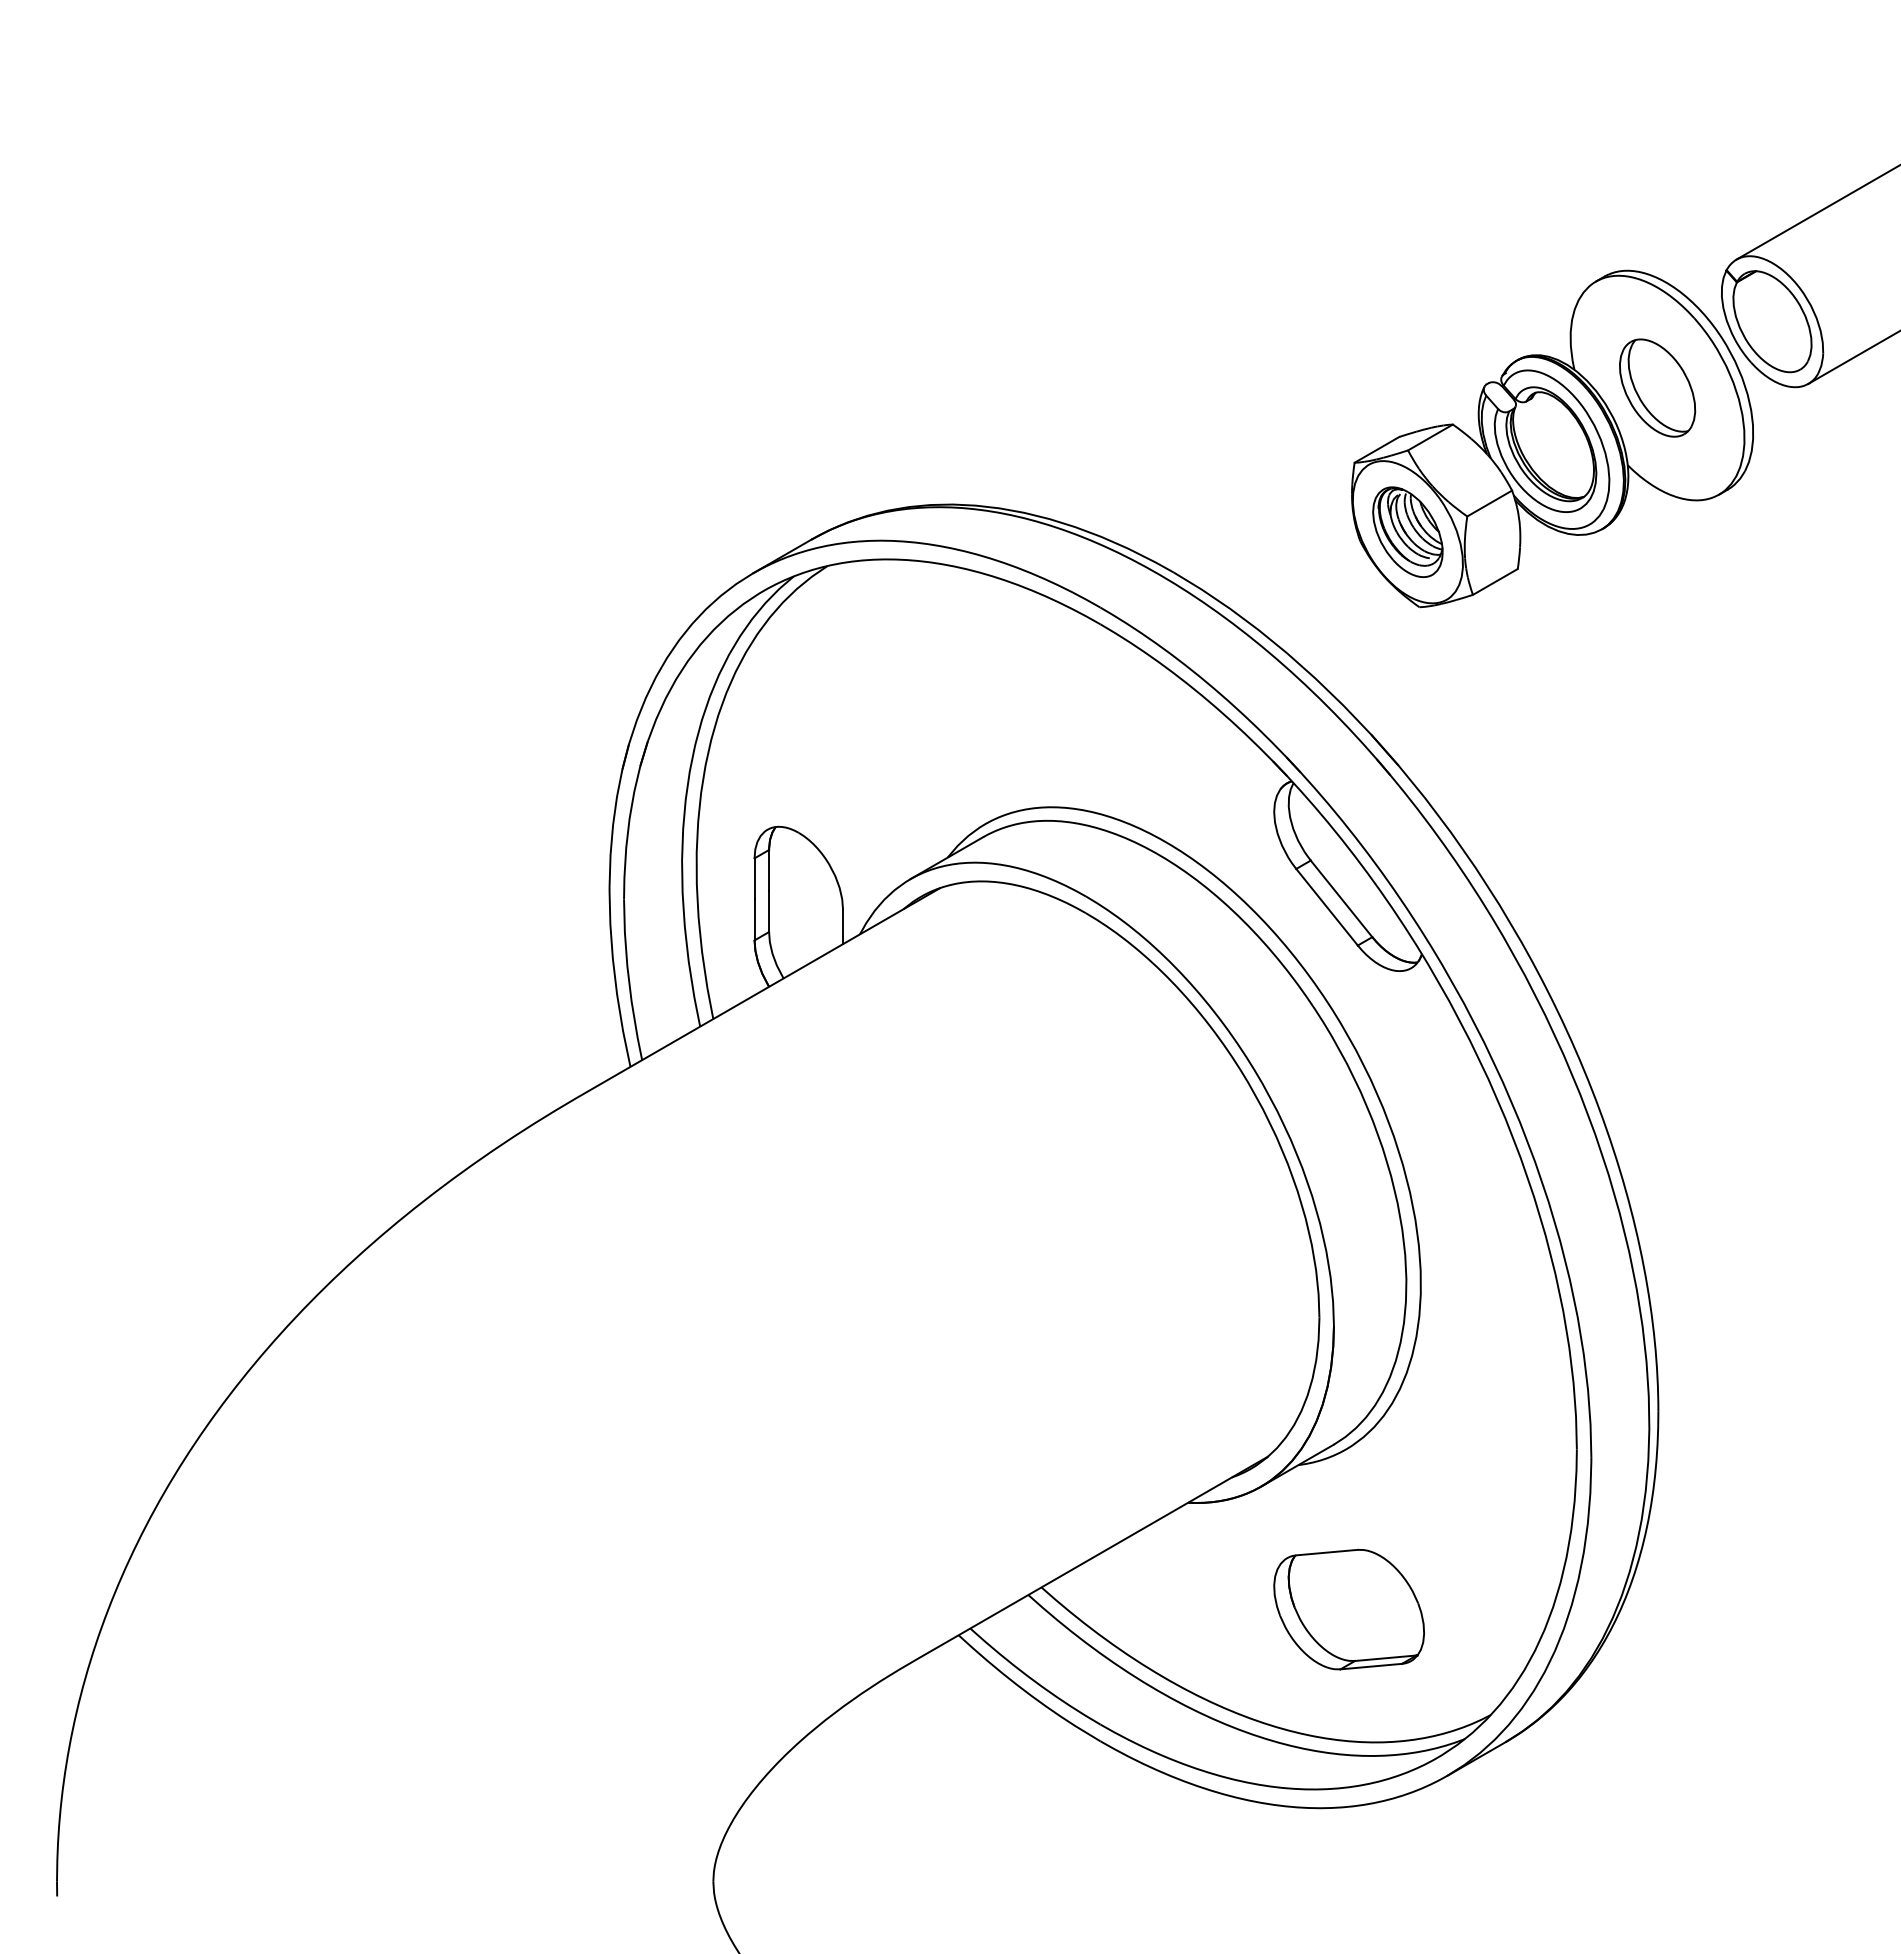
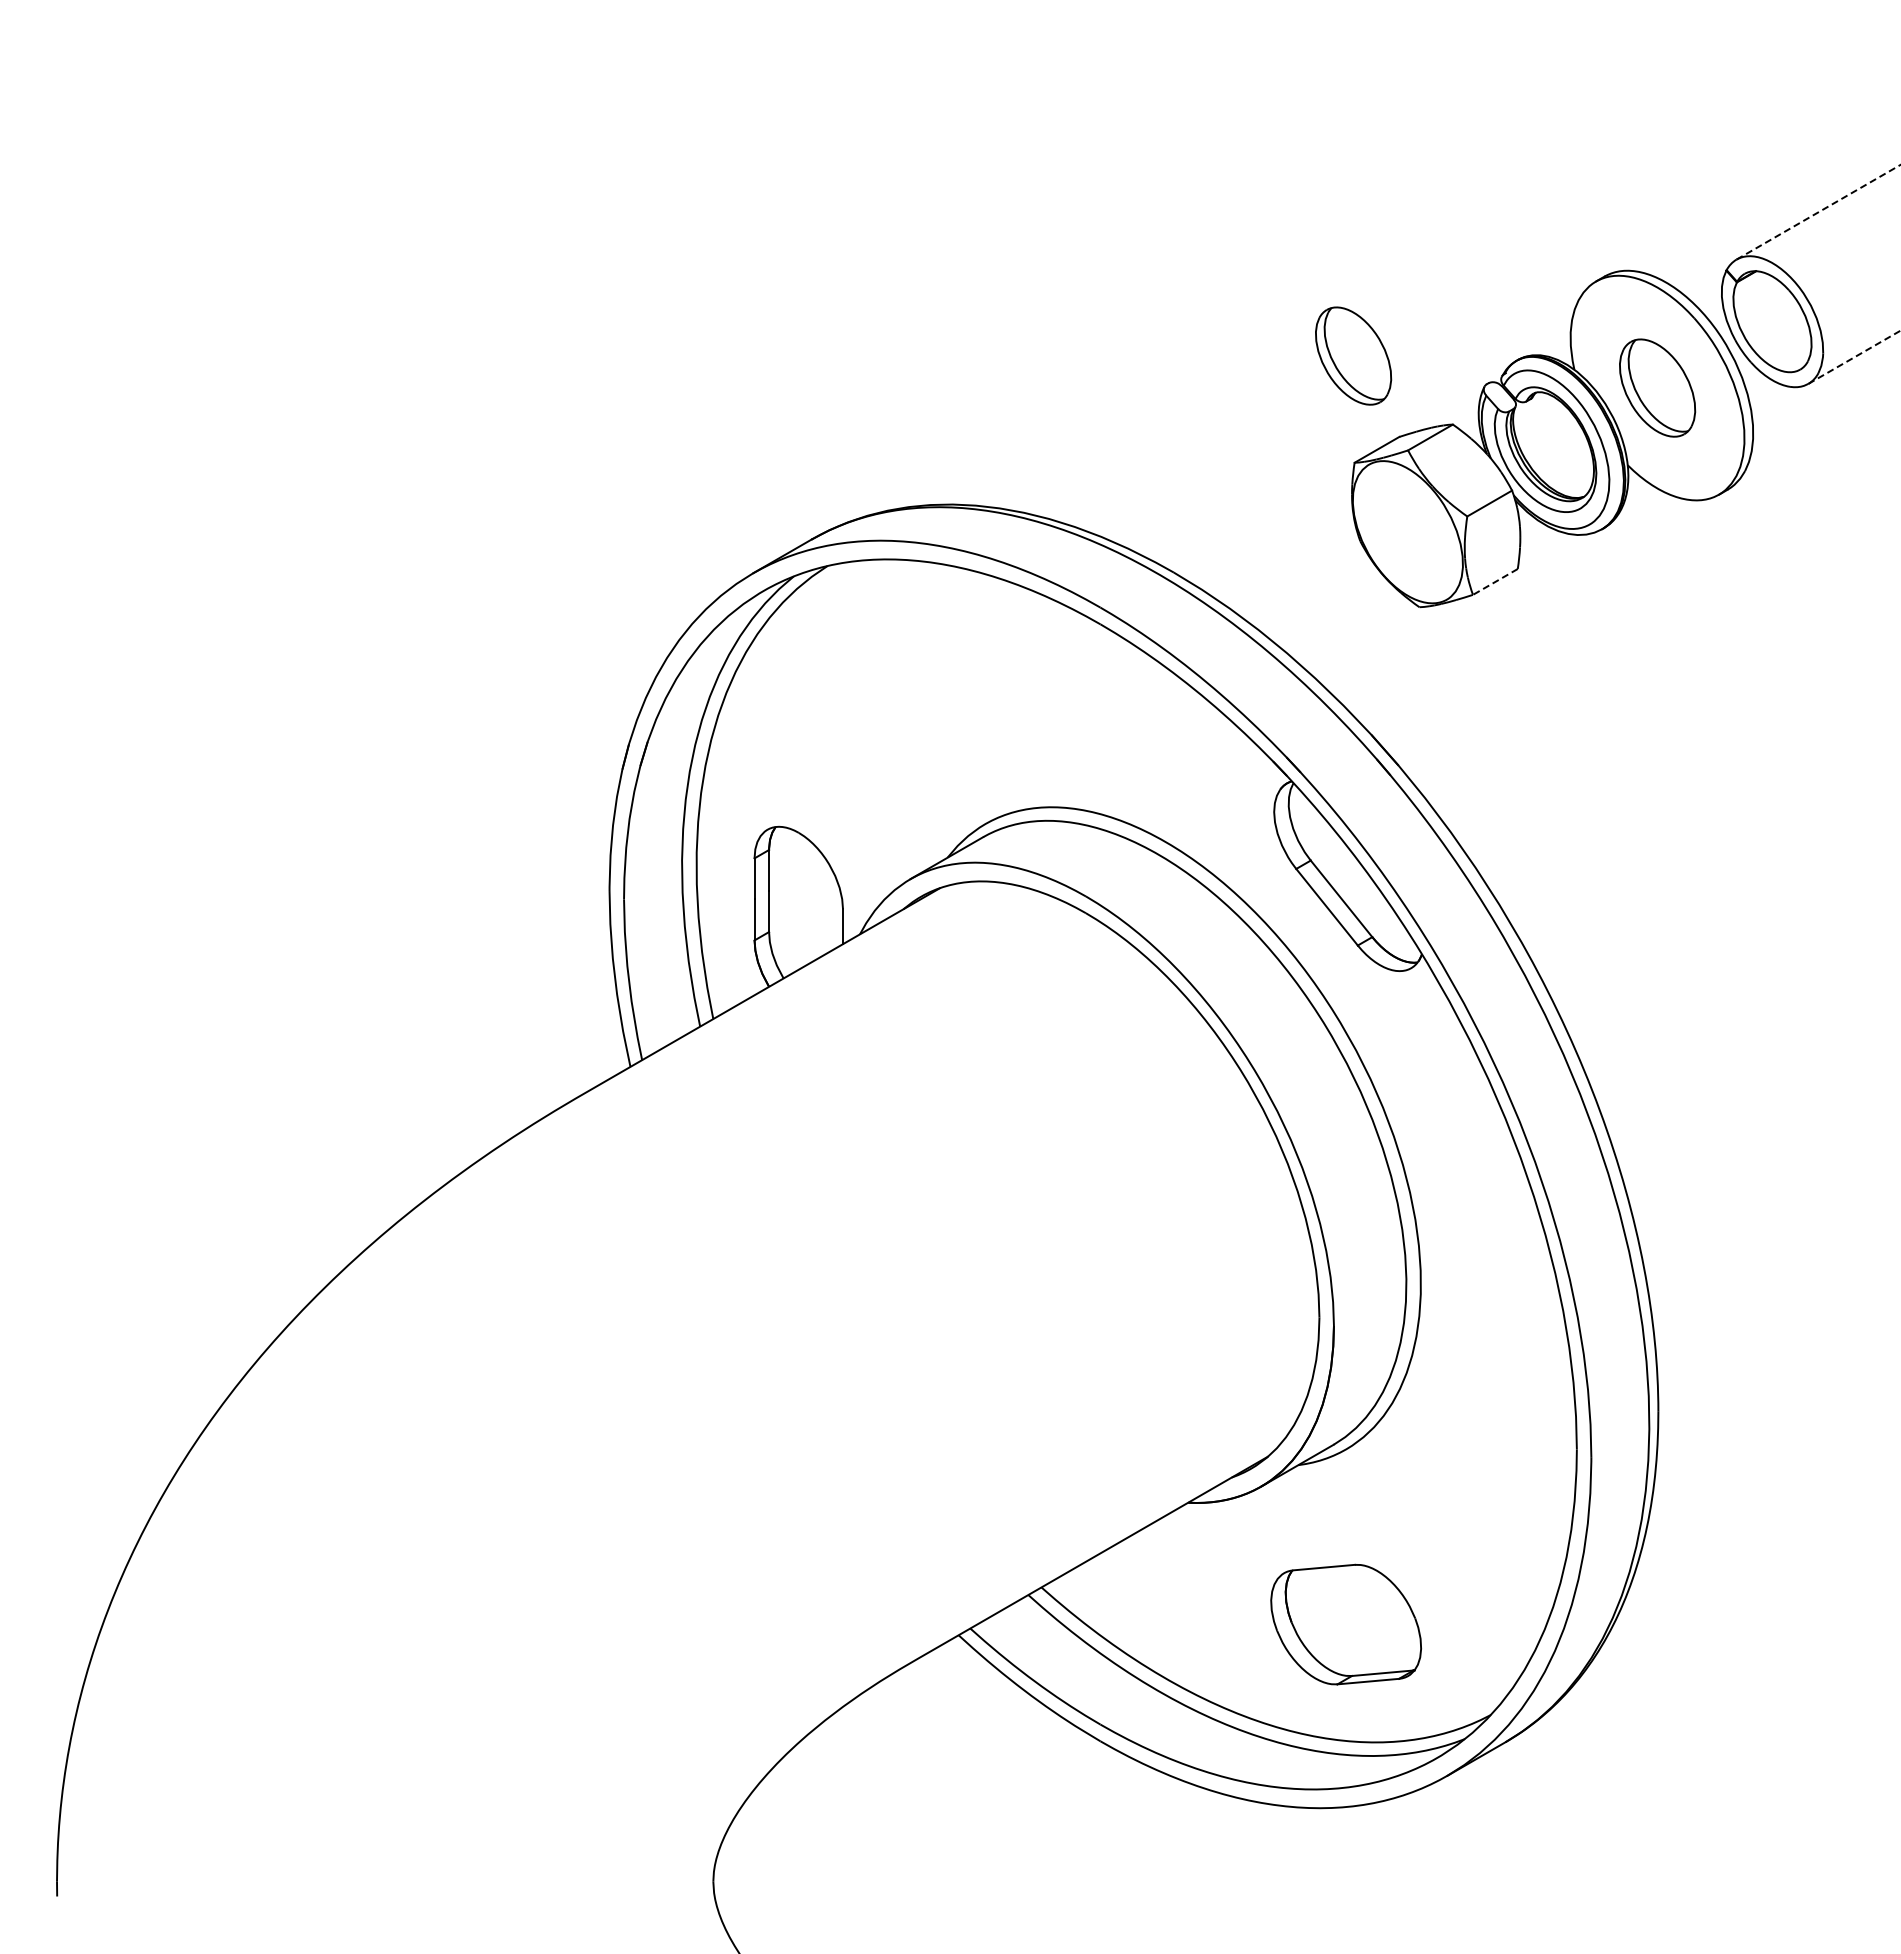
line: solid -> dashed (1818, 212)
part: none -> present (1353, 355)
line: solid -> dashed (1855, 356)
part: present -> none (1407, 531)
line: solid -> dashed (1495, 581)
part position: (1348, 1609) -> (1345, 1624) (1345, 1624)
